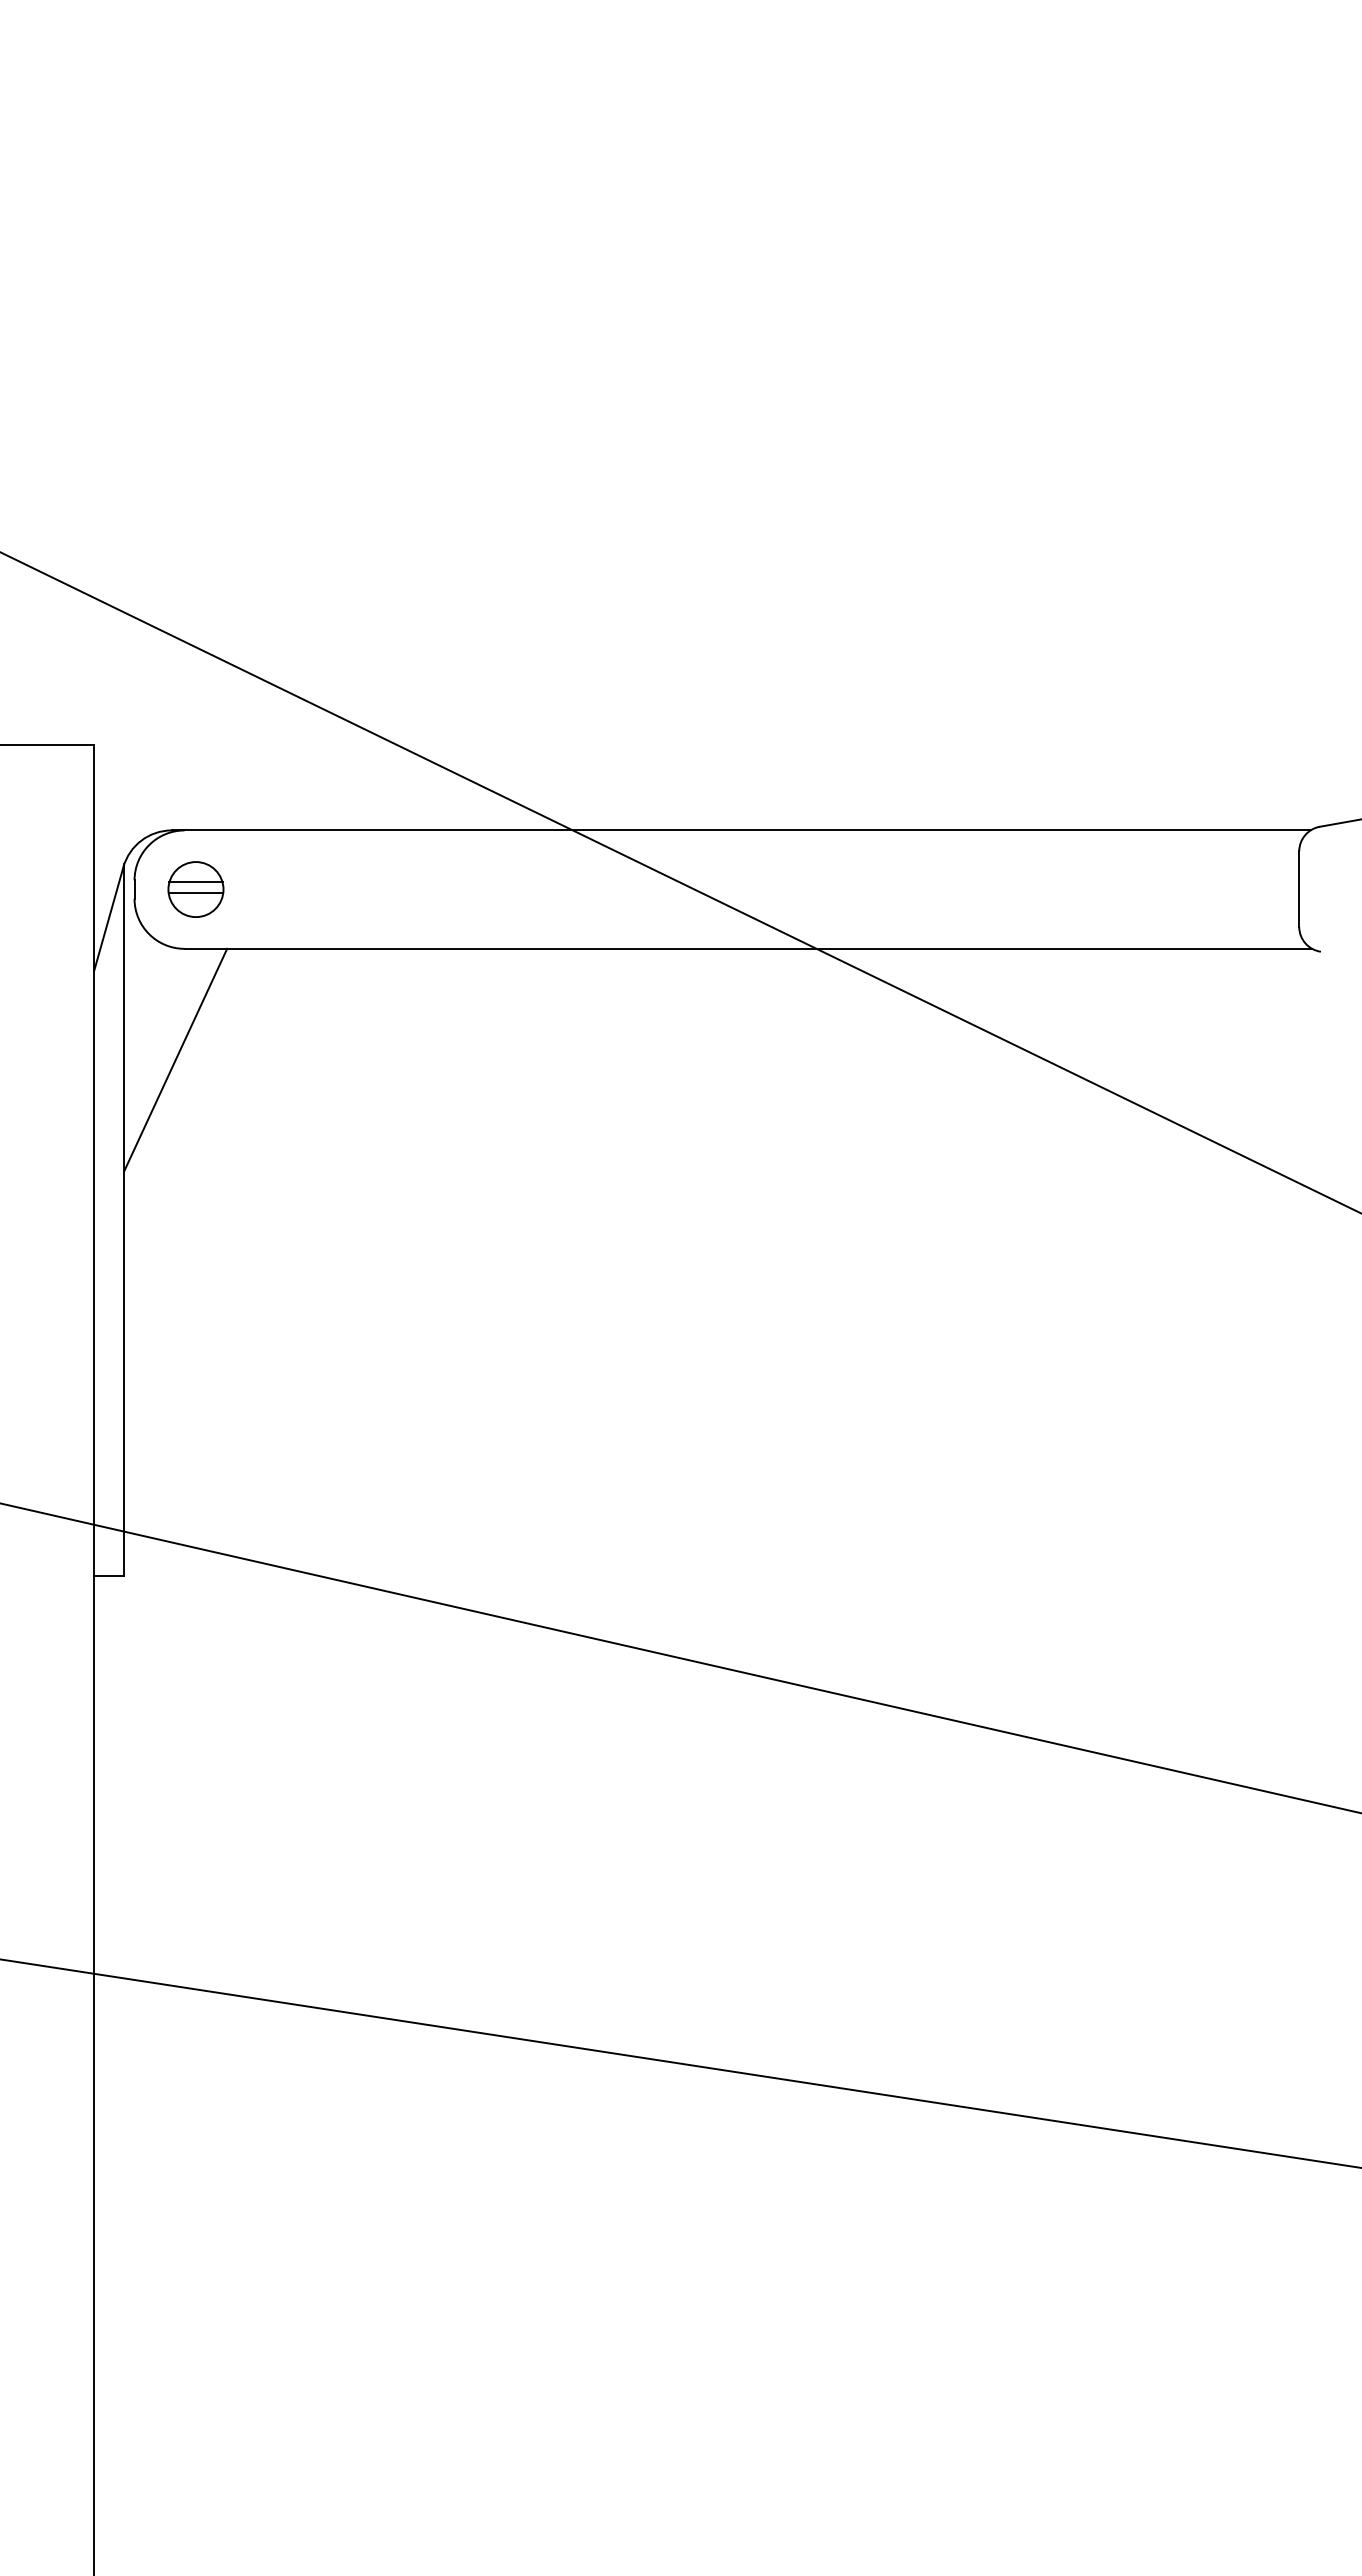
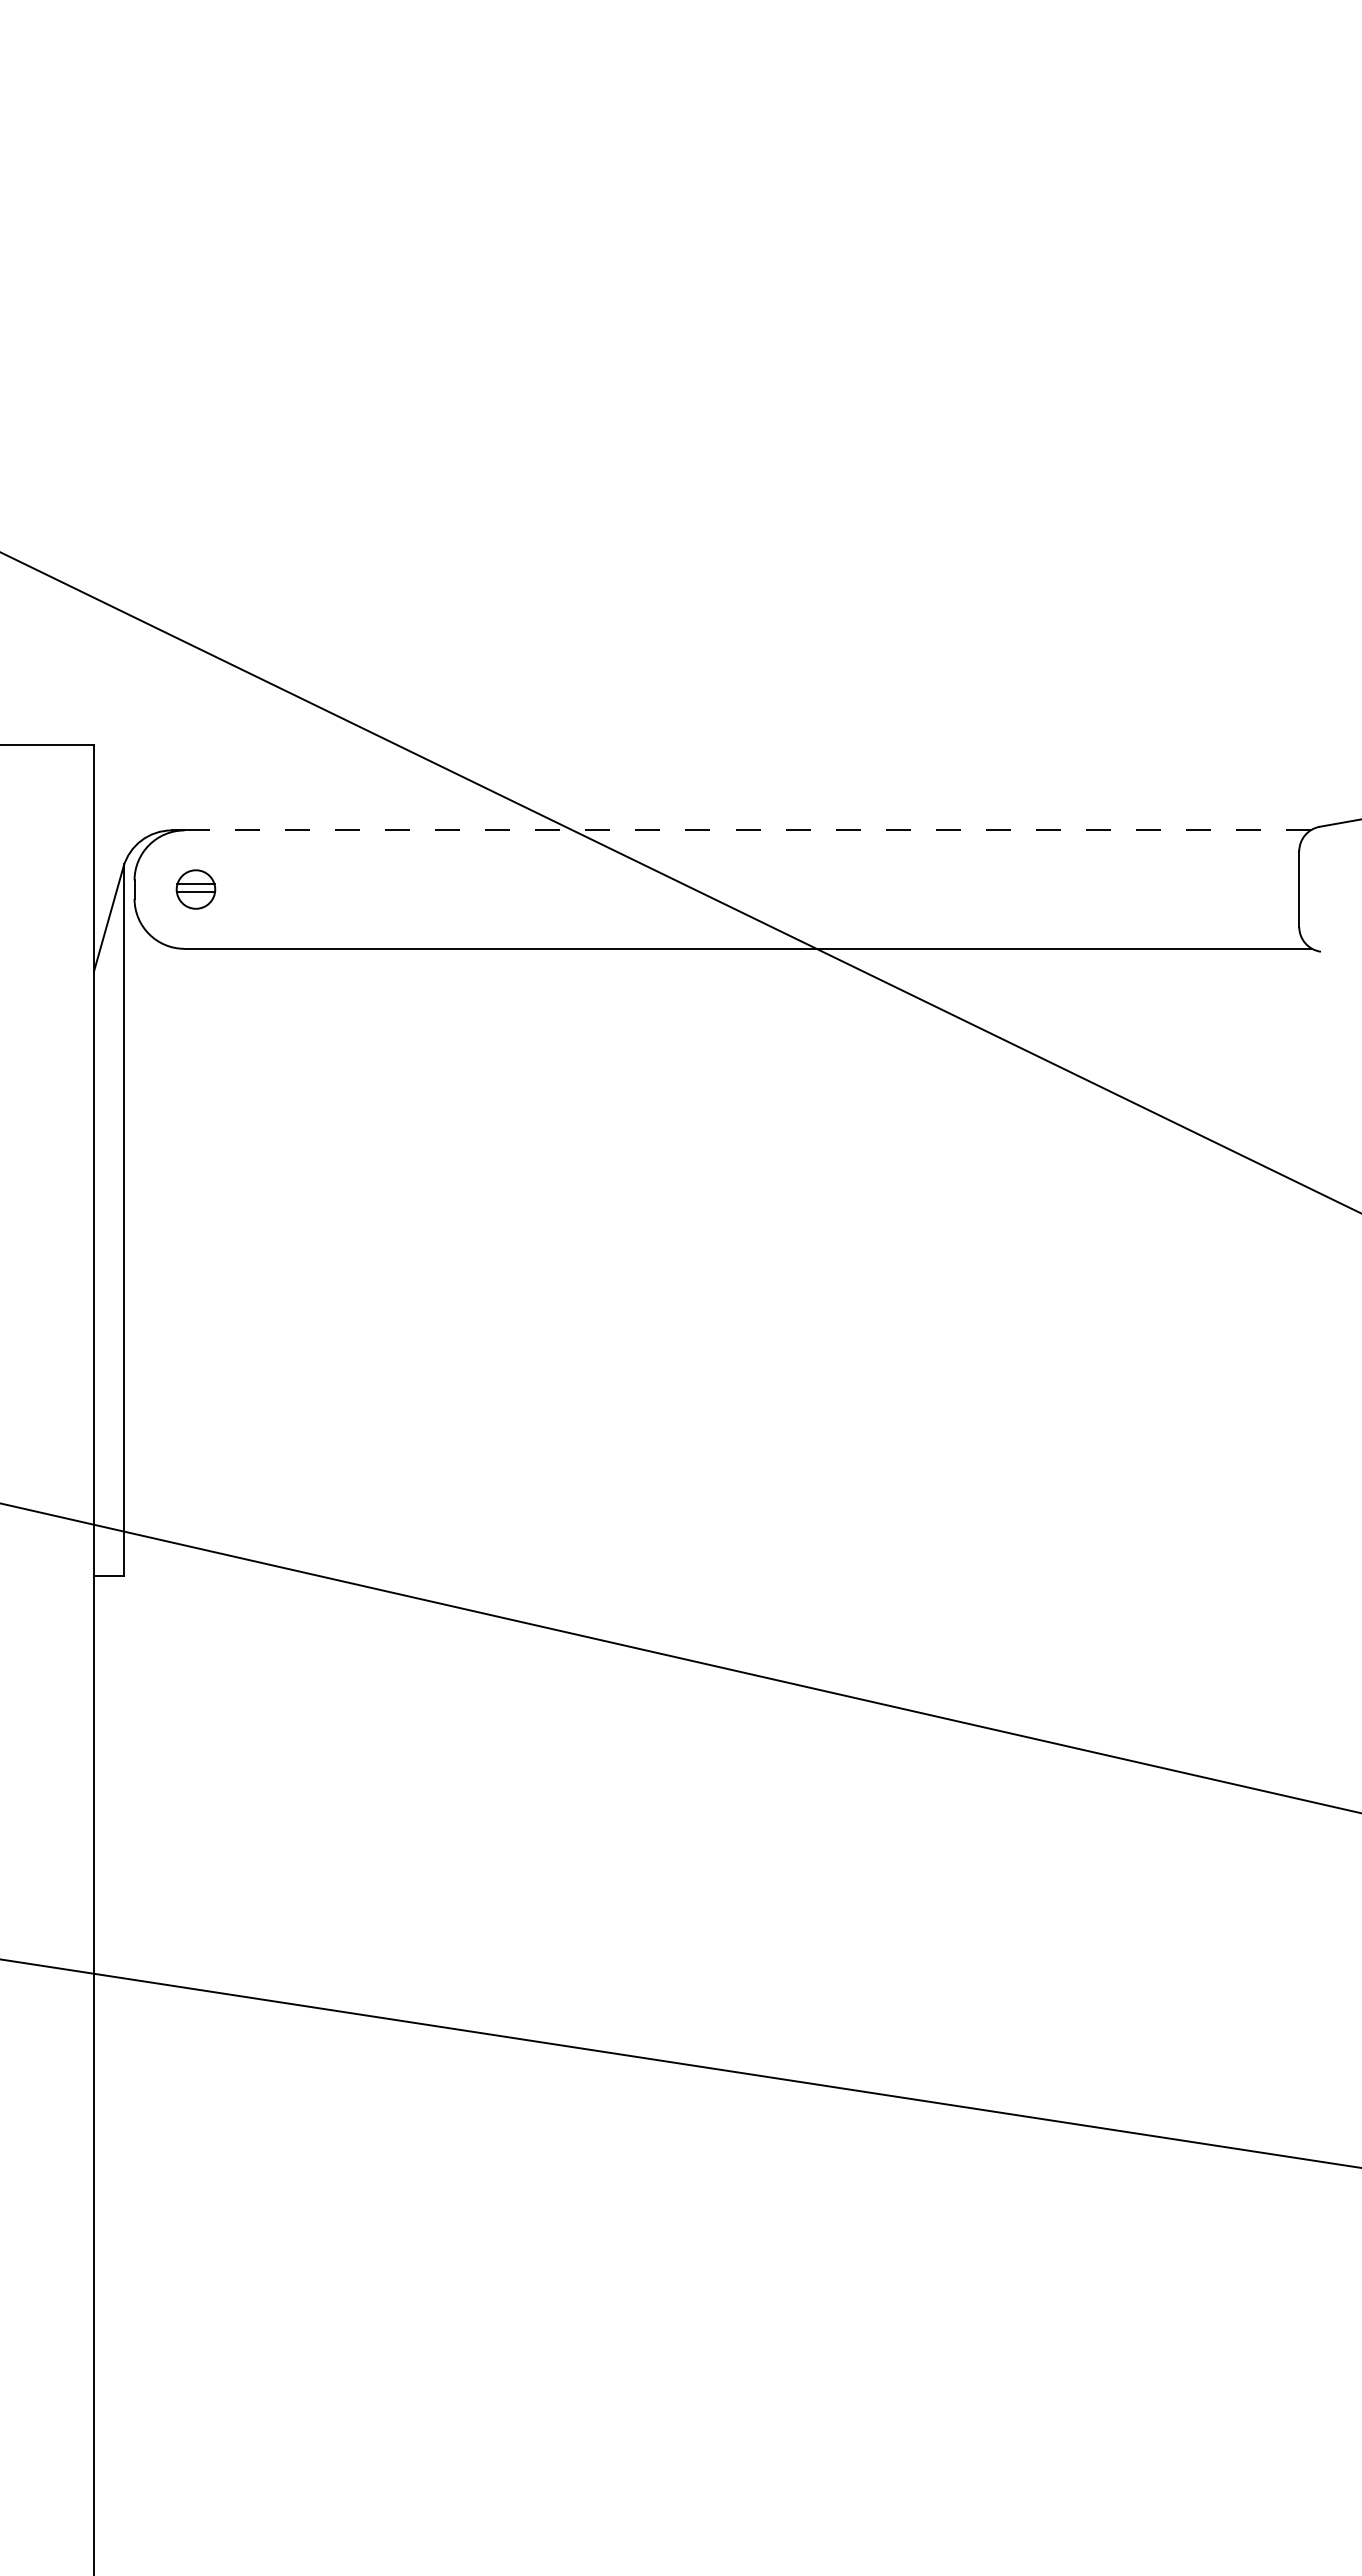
line: solid -> dashed (747, 830)
part size: 58x57 px -> 42x41 px (195, 889)
line: present -> none (175, 1059)
